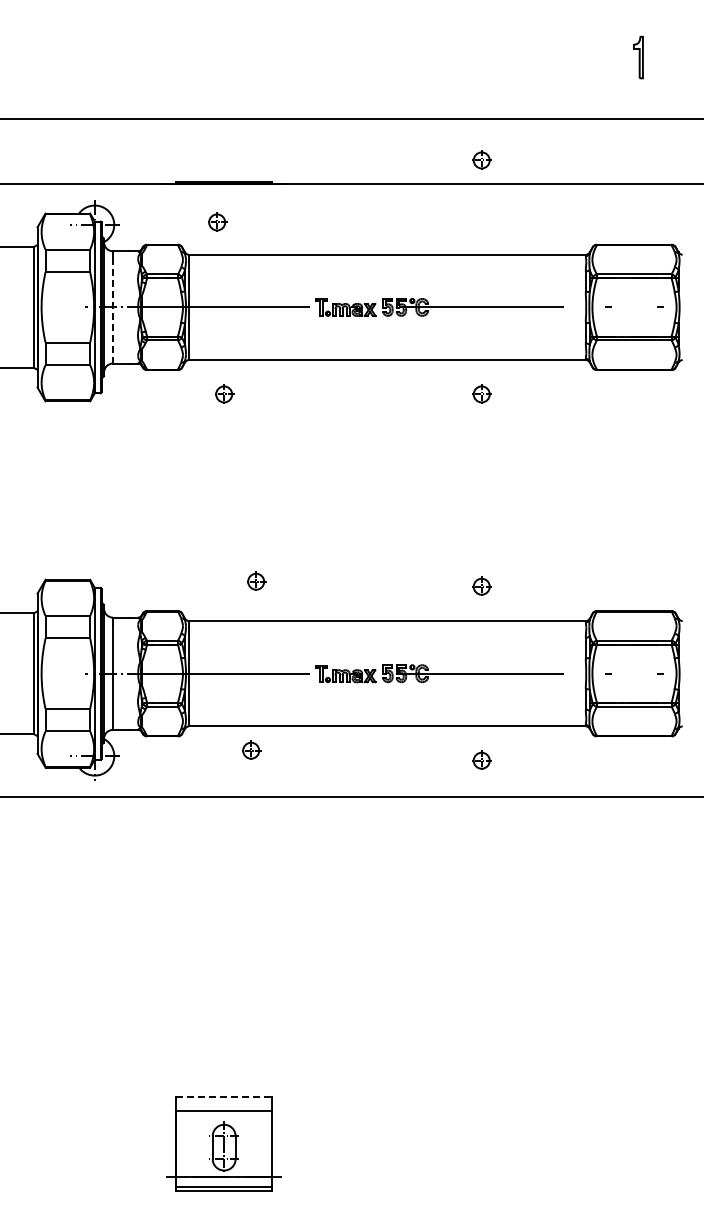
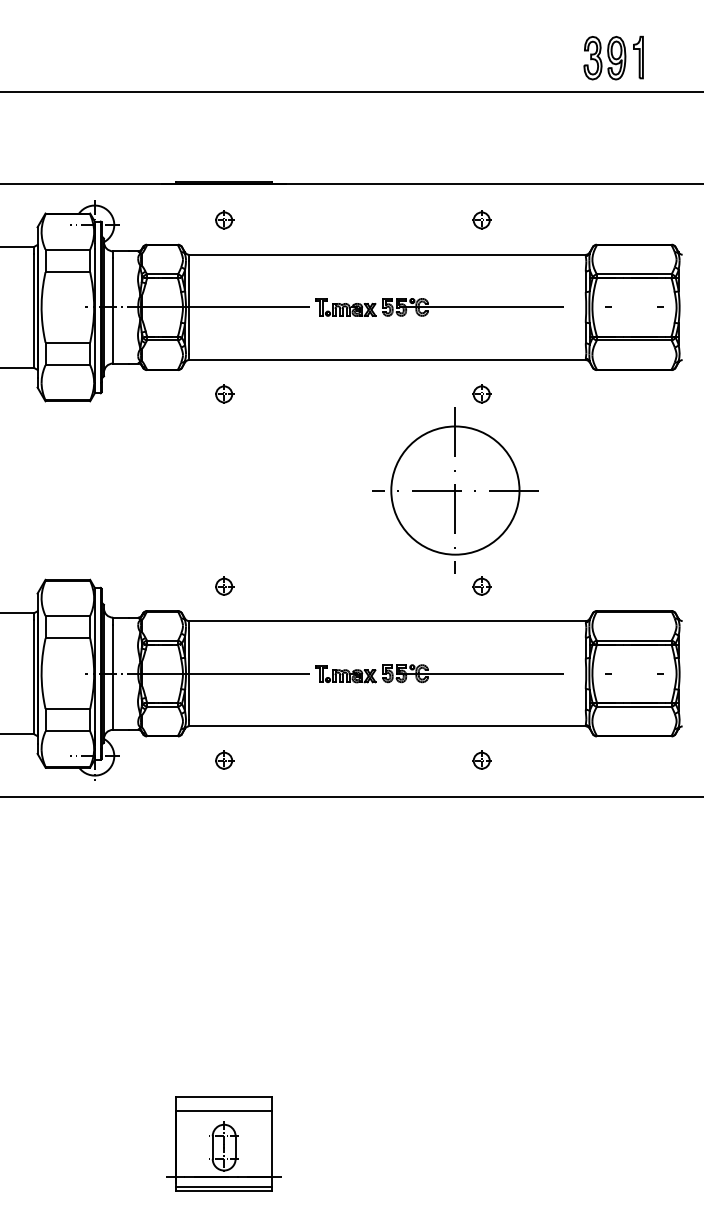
part: none -> present (604, 58)
line position: (351, 119) -> (351, 92) (351, 92)
part position: (481, 159) -> (481, 219) (481, 219)
part position: (217, 221) -> (224, 219) (224, 219)
line: dashed -> solid (113, 310)
part: none -> present (455, 490)
part position: (256, 580) -> (224, 585) (224, 585)
part position: (251, 749) -> (224, 759) (224, 759)
line: dashed -> solid (224, 1097)
